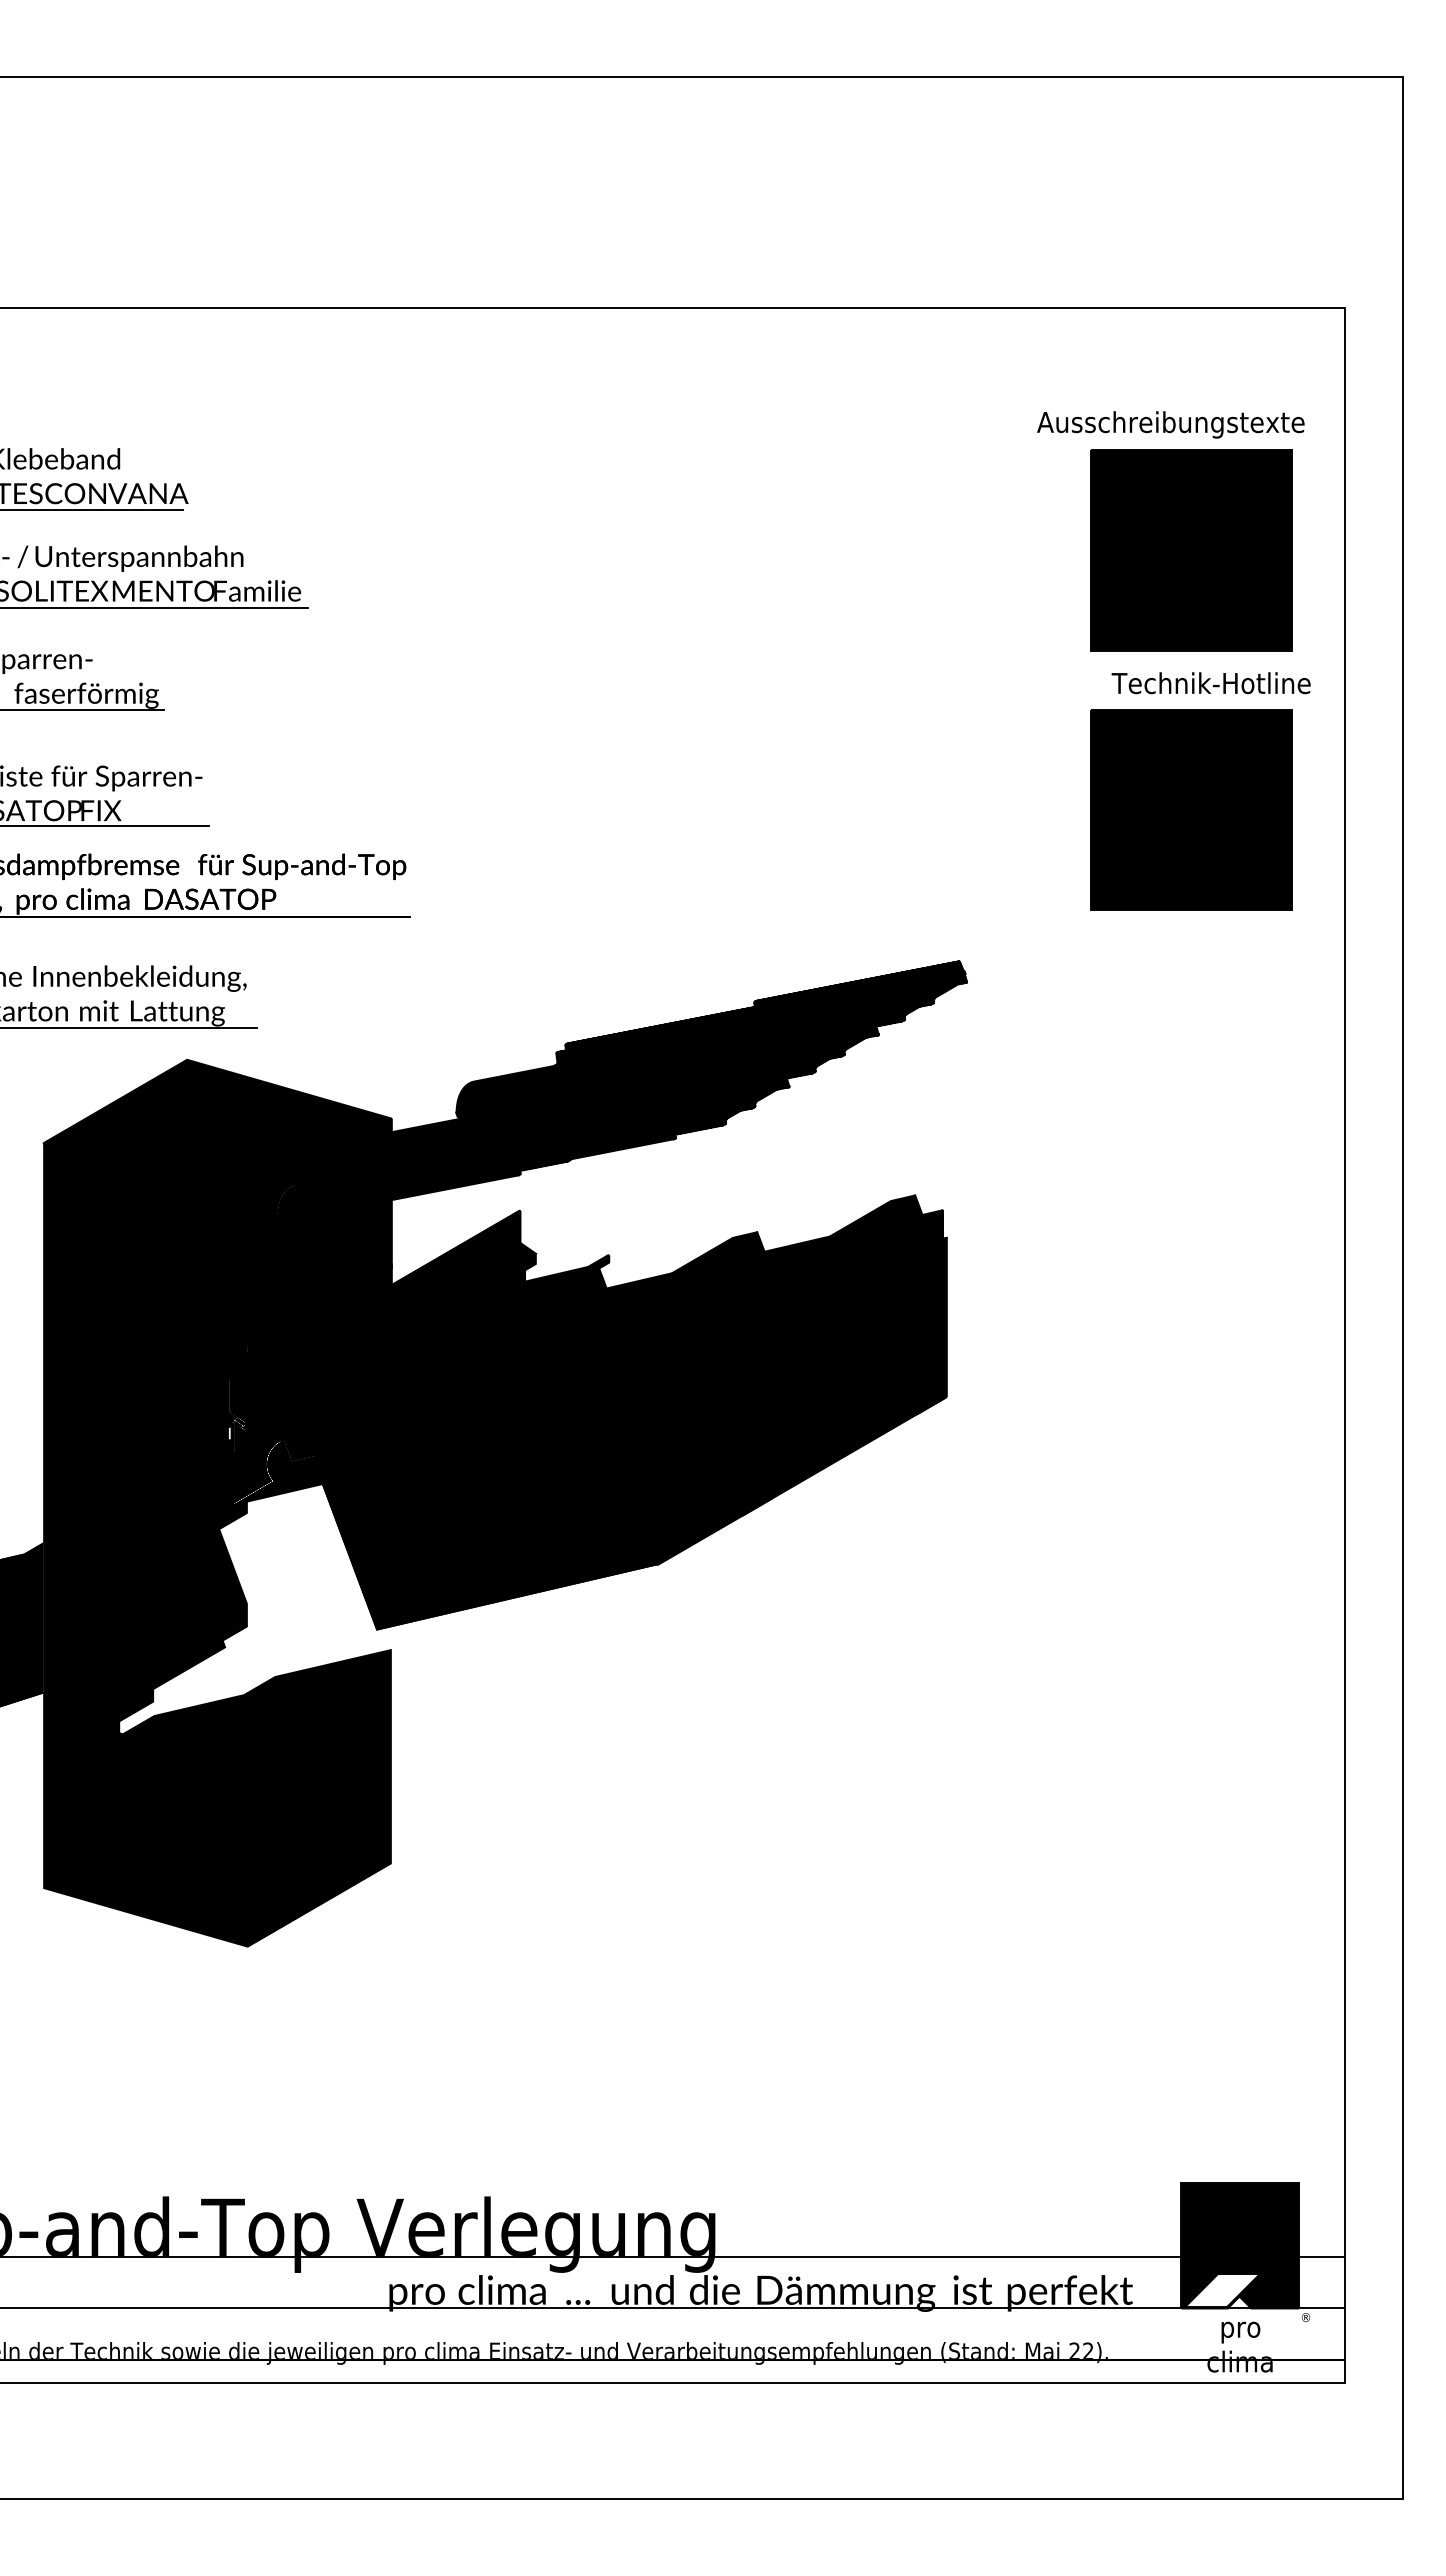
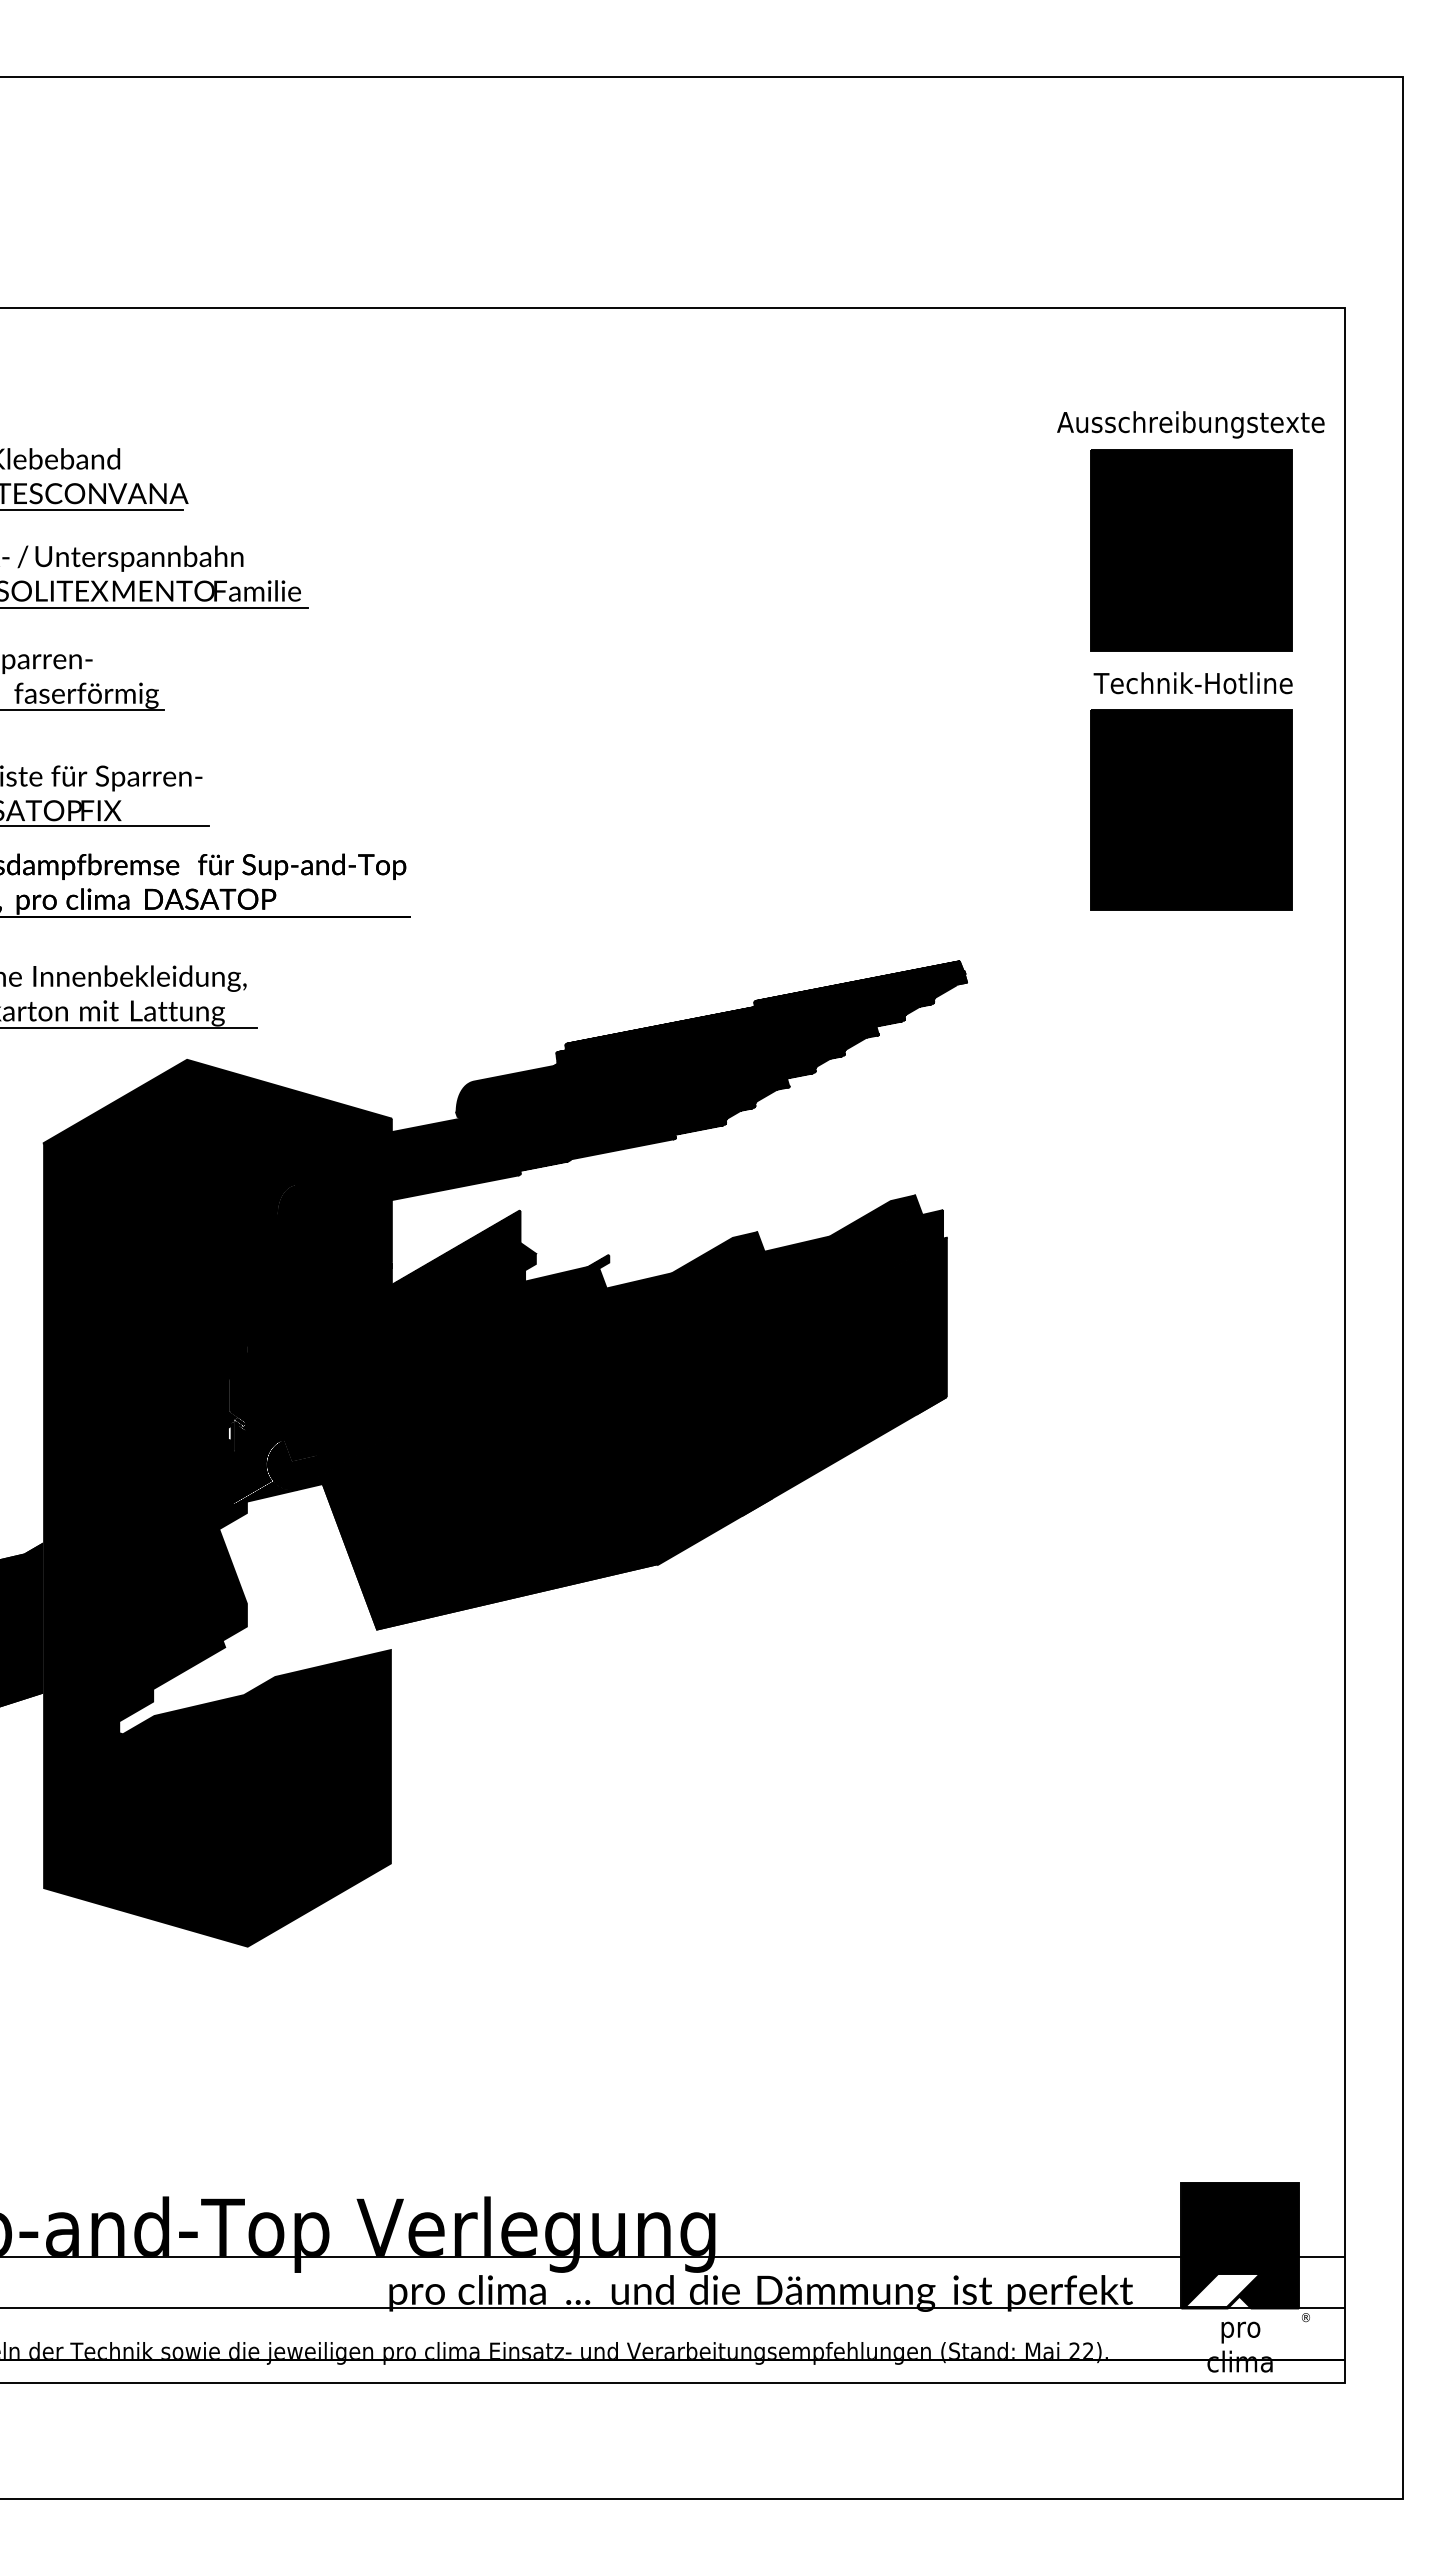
text position: (1170, 424) -> (1190, 424) (1190, 424)
text position: (1210, 683) -> (1192, 683) (1192, 683)
